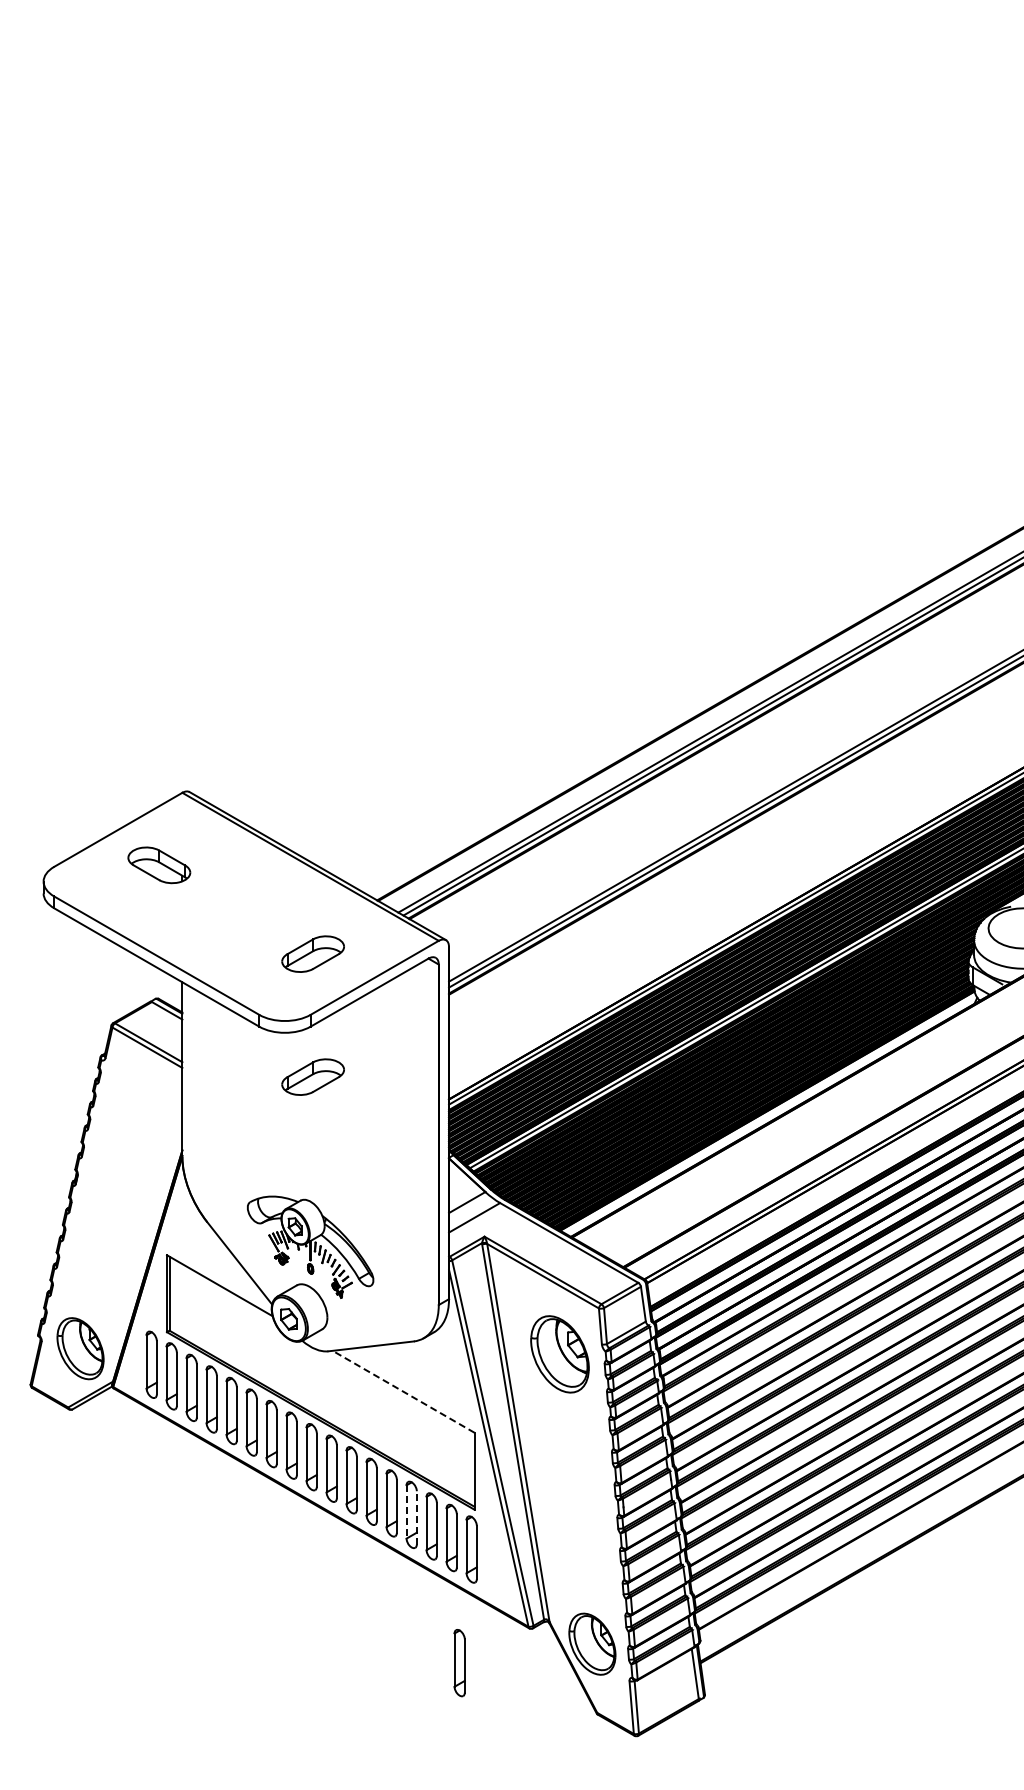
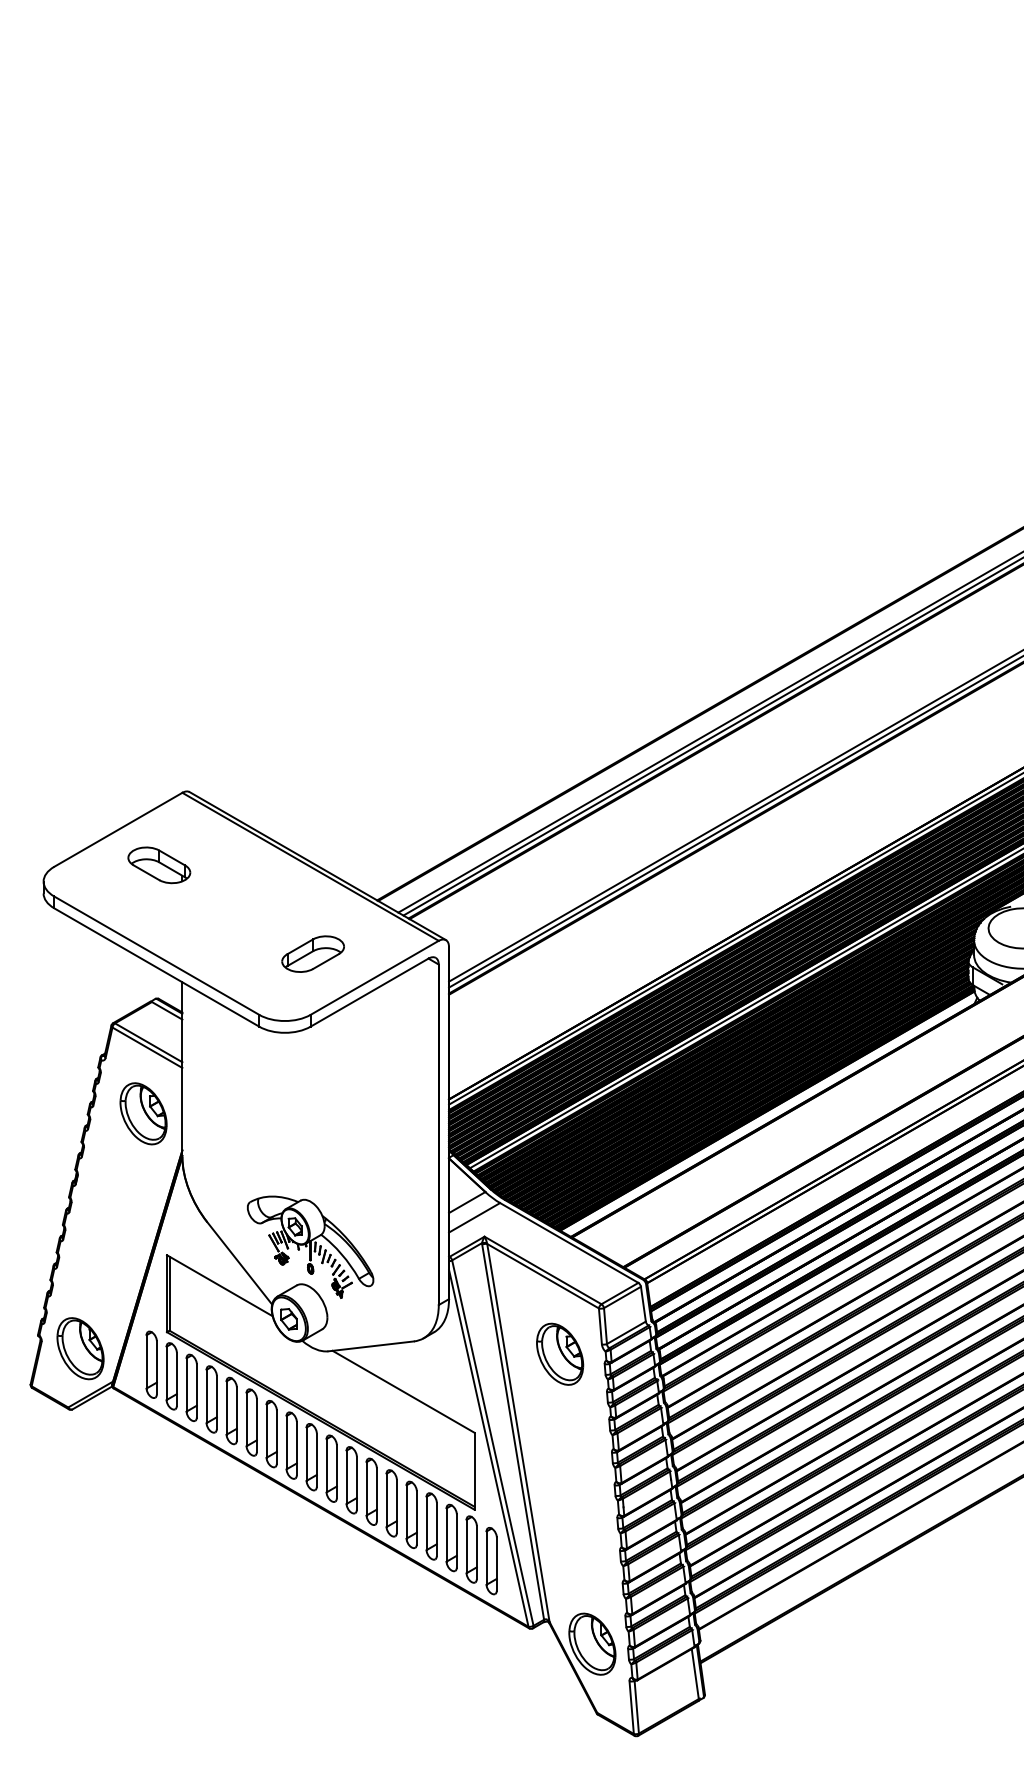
part: present -> none (312, 1076)
part: none -> present (143, 1113)
part size: 60x79 px -> 49x64 px (560, 1353)
line: dashed -> solid (403, 1391)
line: dashed -> solid (406, 1511)
line: dashed -> solid (416, 1517)
part position: (459, 1663) -> (491, 1561) (491, 1561)
